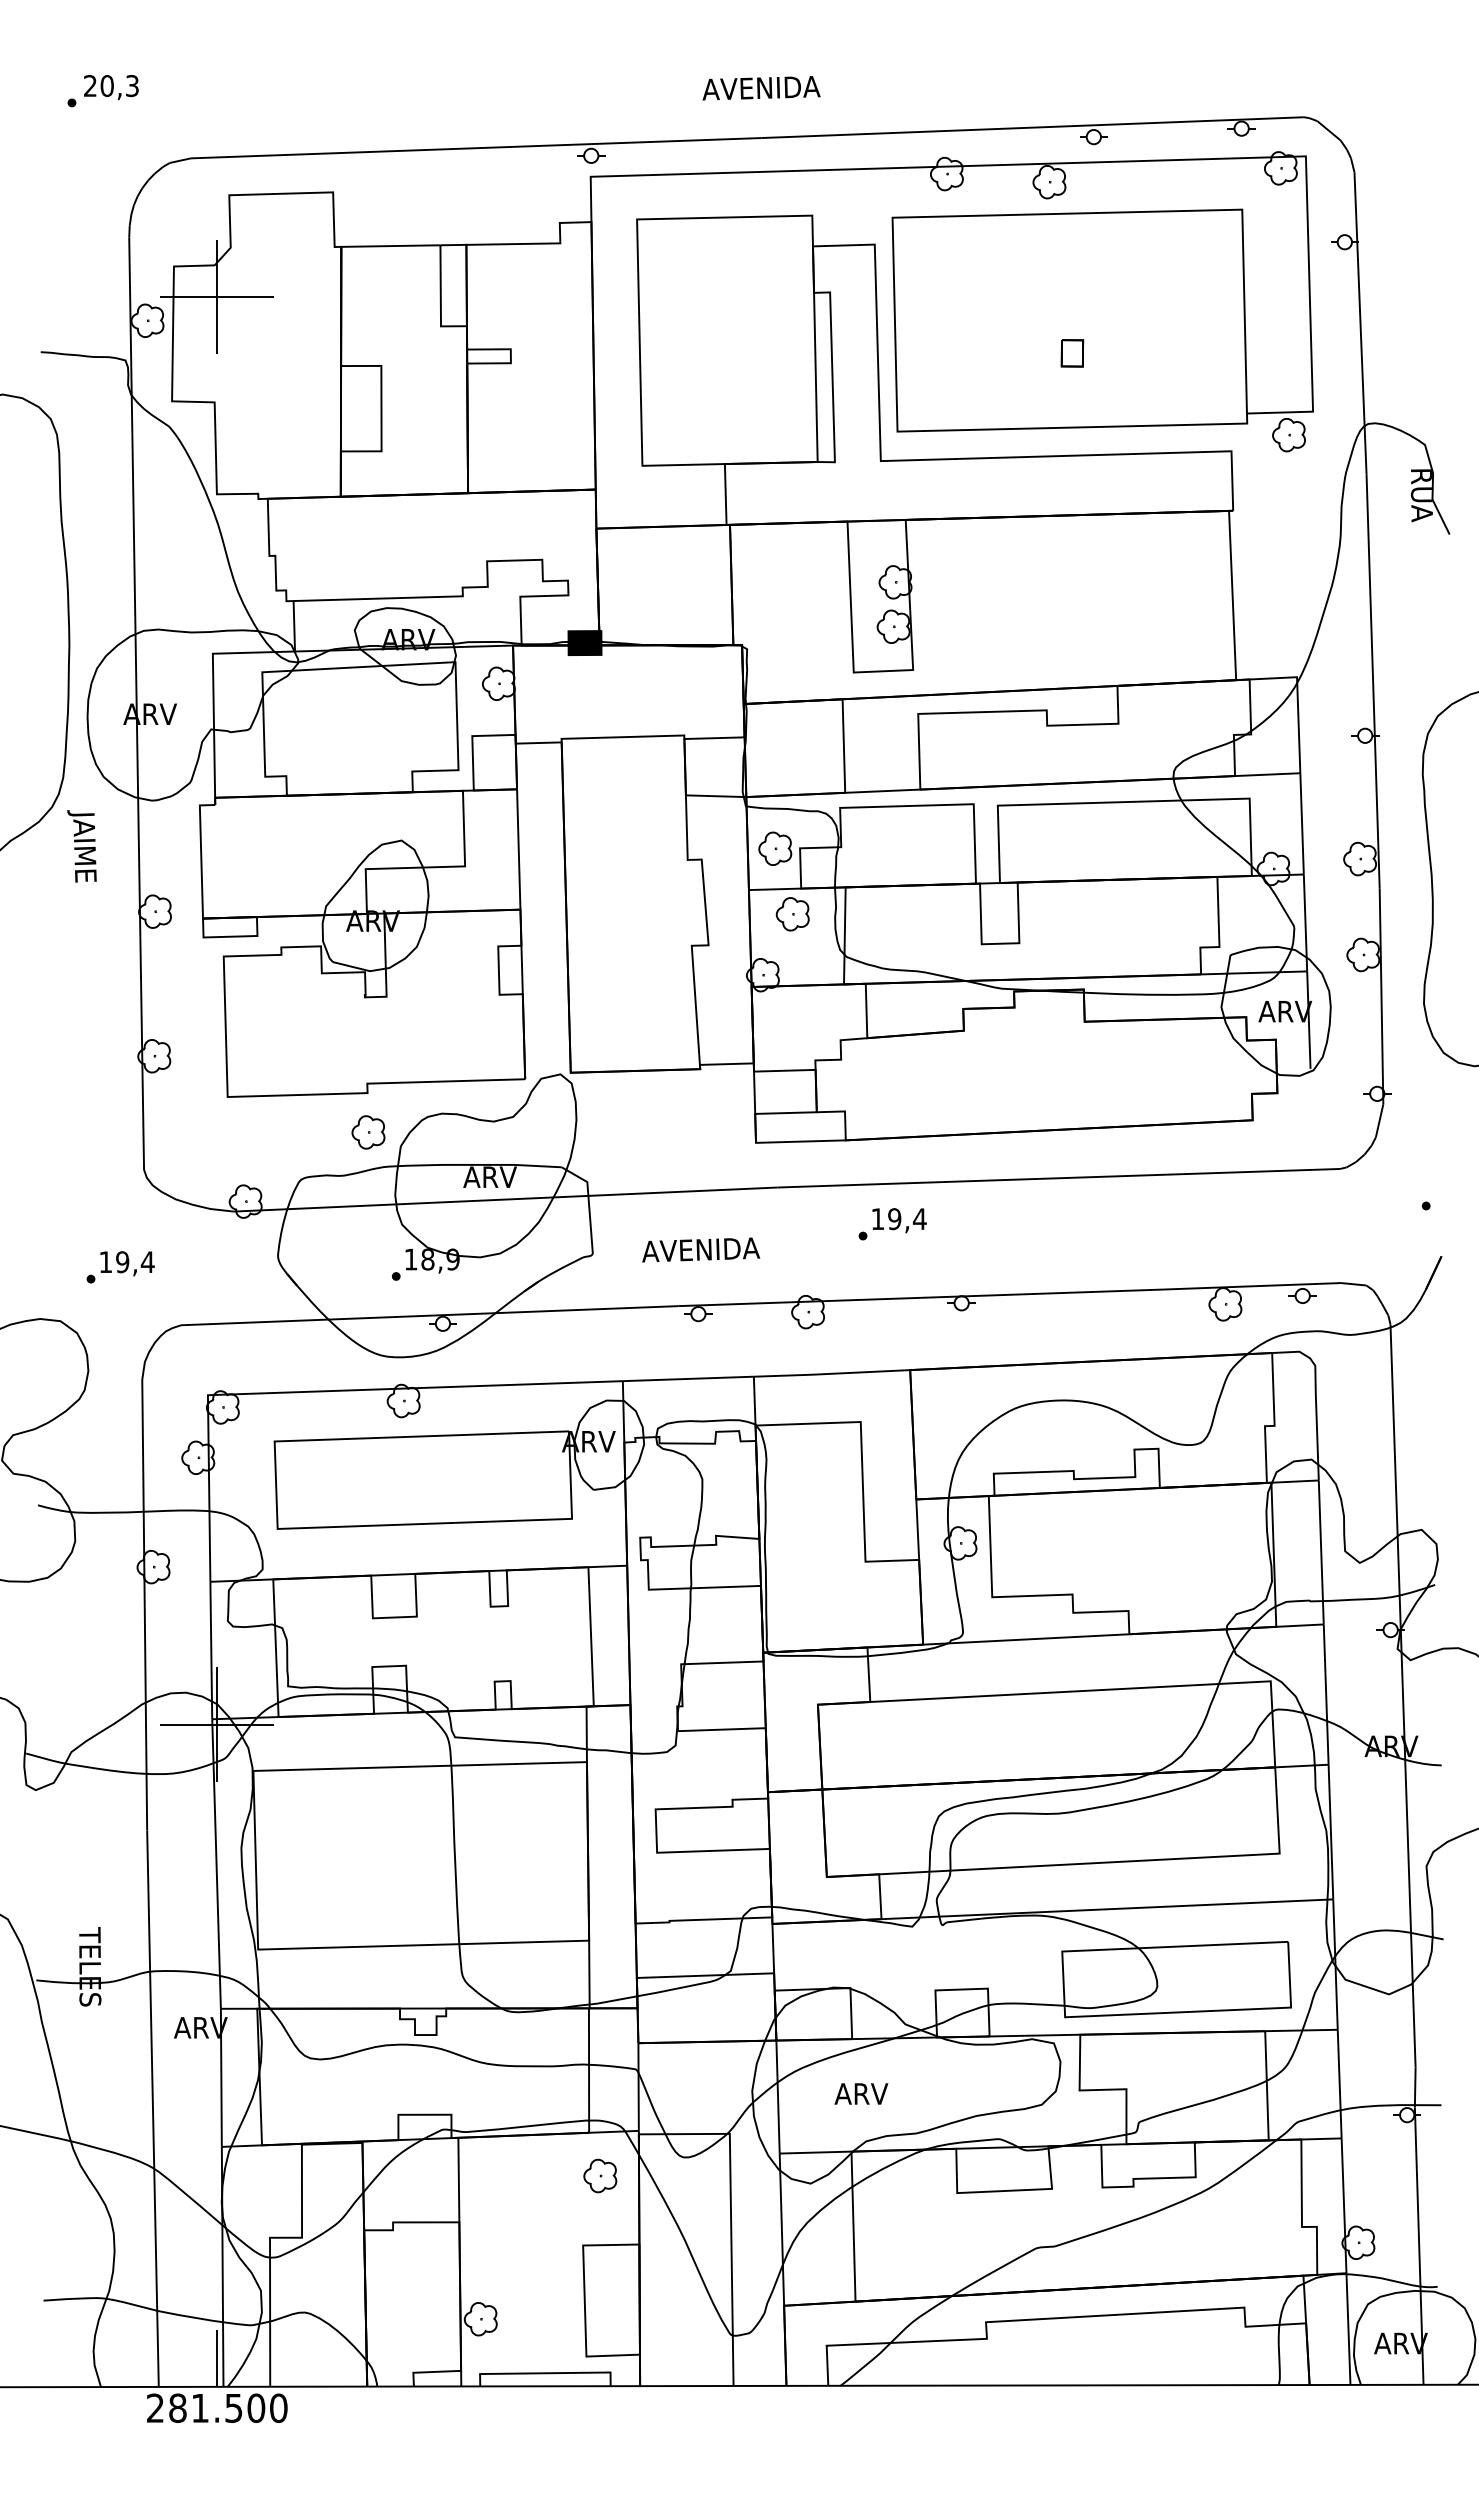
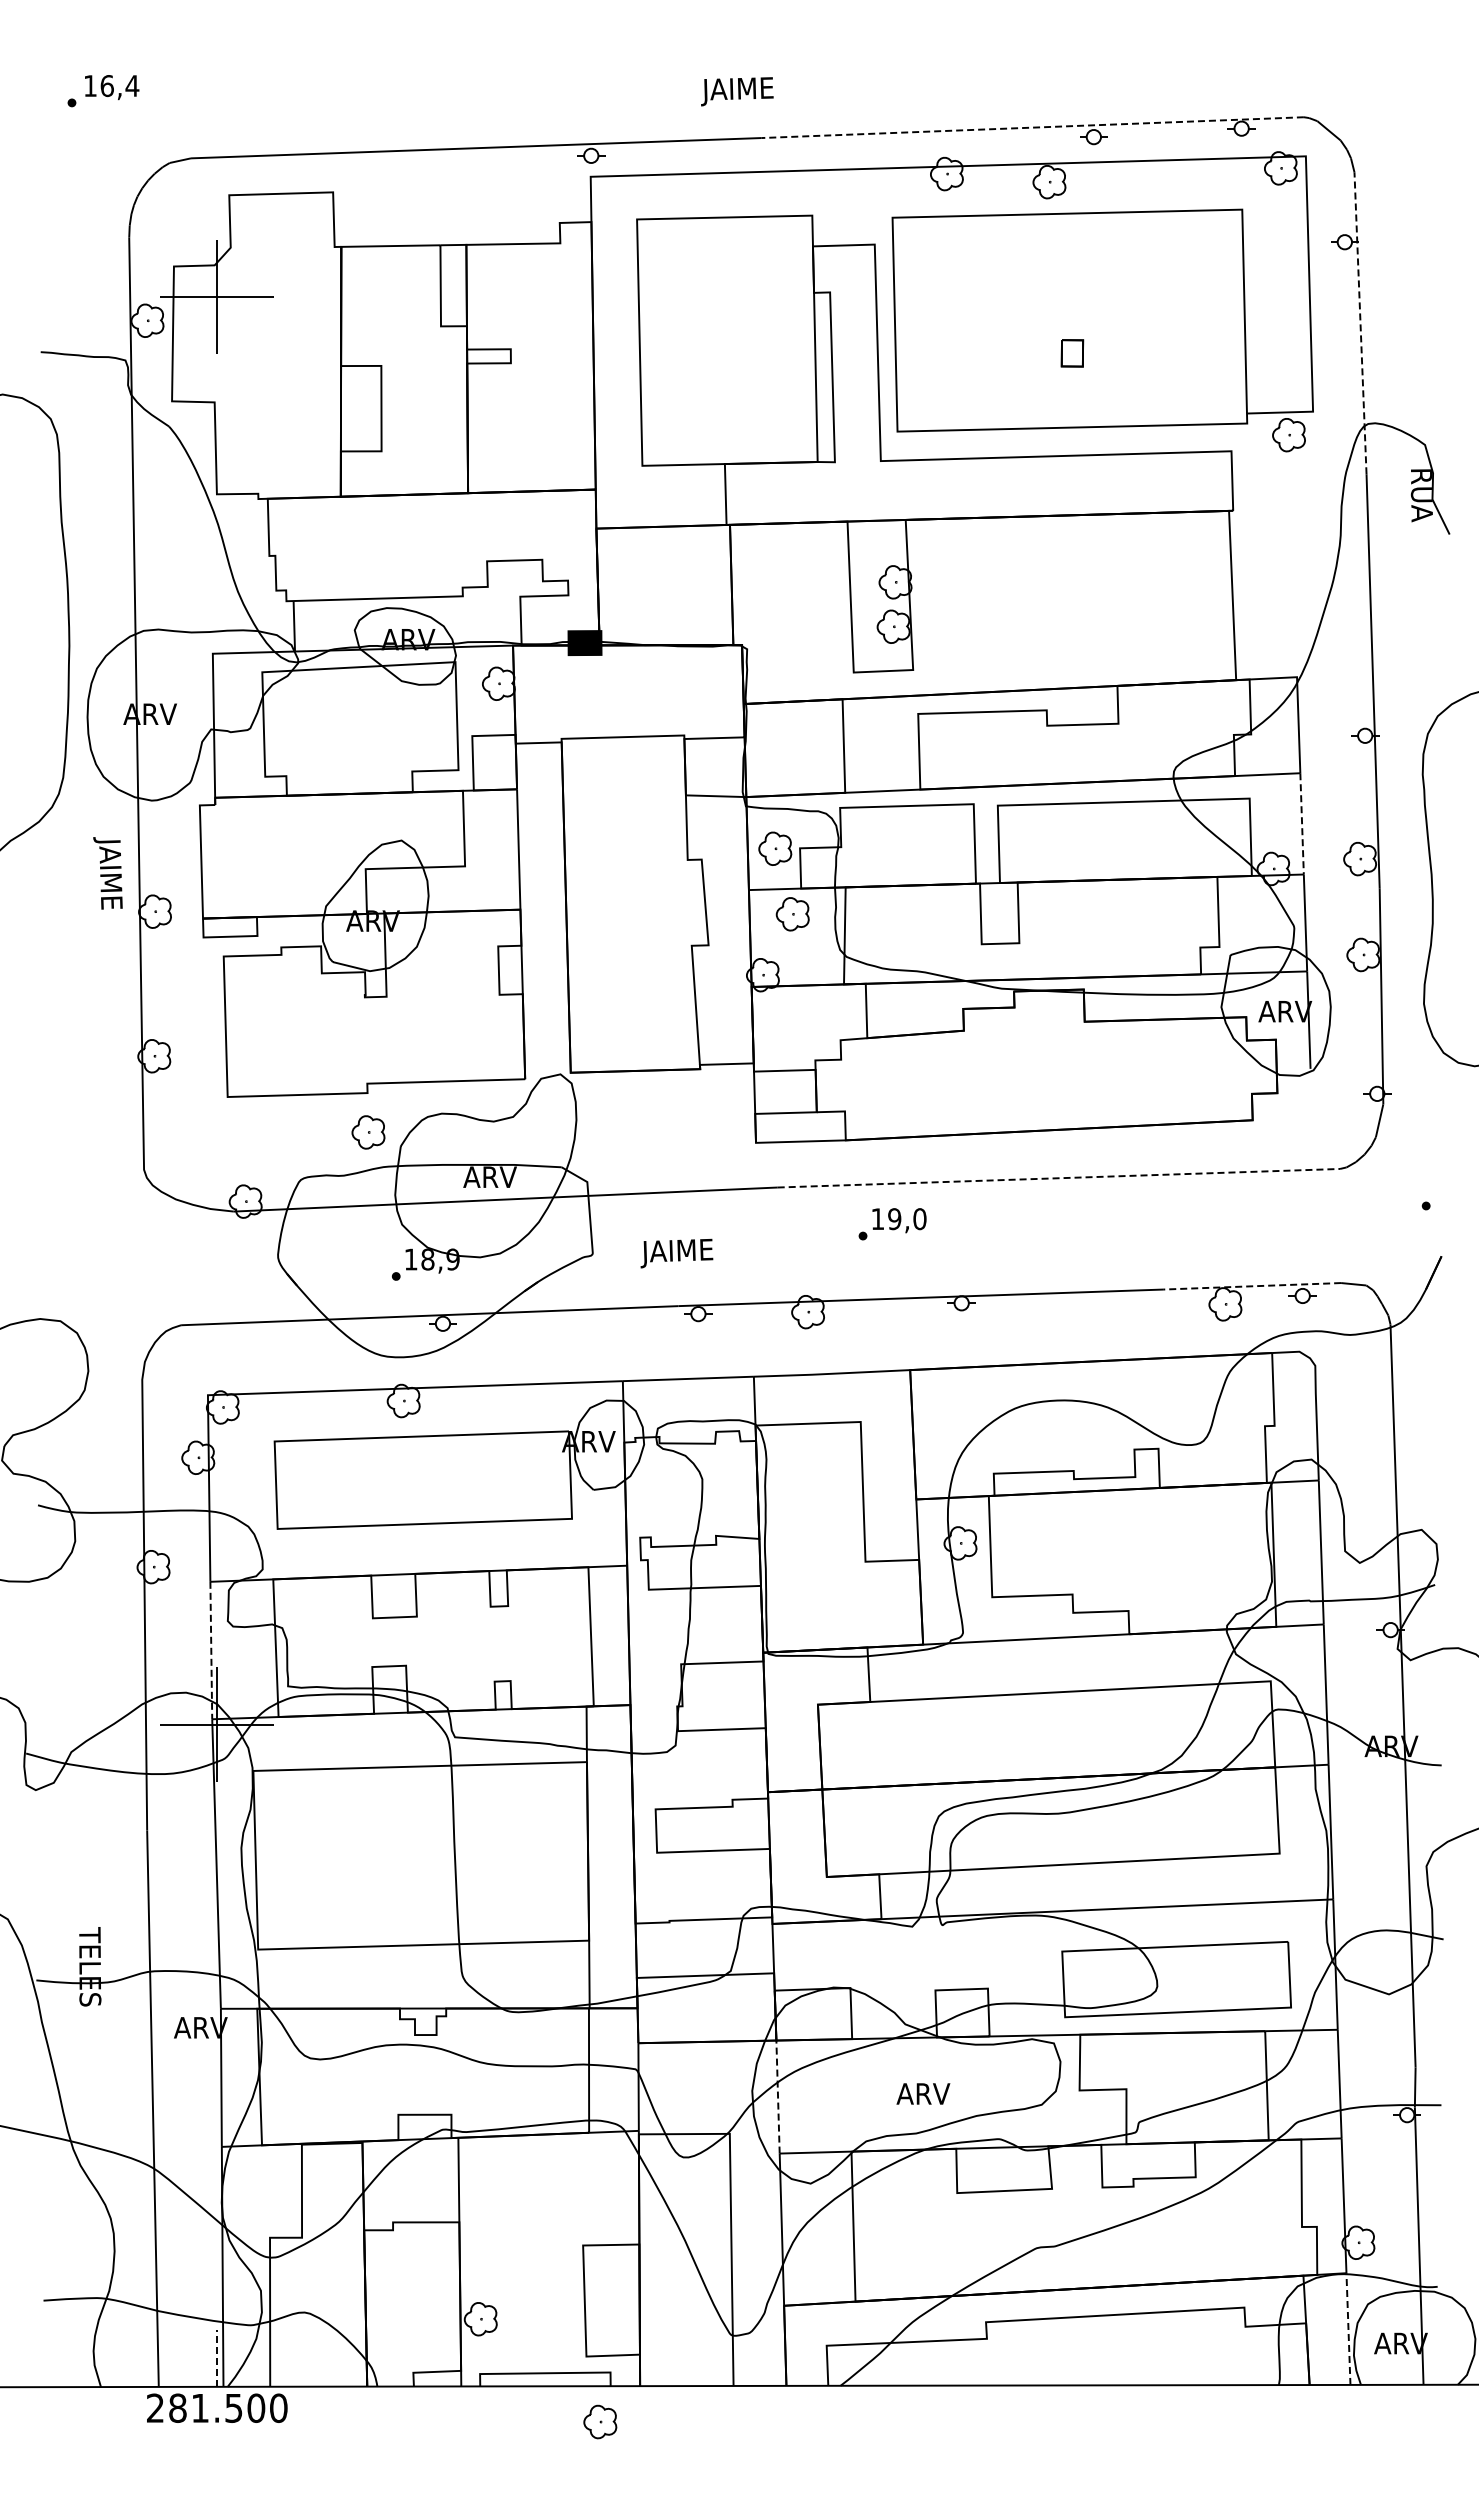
text: 20,3 -> 16,4 (111, 86)
text: AVENIDA -> JAIME (760, 91)
line: solid -> dashed (1032, 127)
line: solid -> dashed (1360, 322)
line: solid -> dashed (1302, 823)
text position: (81, 846) -> (107, 873) (107, 873)
line: solid -> dashed (1059, 1178)
text: 19,4 -> 19,0 (919, 1219)
text: AVENIDA -> JAIME (700, 1252)
part: present -> none (120, 1267)
line: solid -> dashed (1251, 1286)
line: solid -> dashed (211, 1650)
text position: (861, 2093) -> (923, 2093) (923, 2093)
line: solid -> dashed (778, 2097)
part position: (600, 2175) -> (600, 2421) (600, 2421)
line: solid -> dashed (1348, 2329)
line: solid -> dashed (217, 2358)
